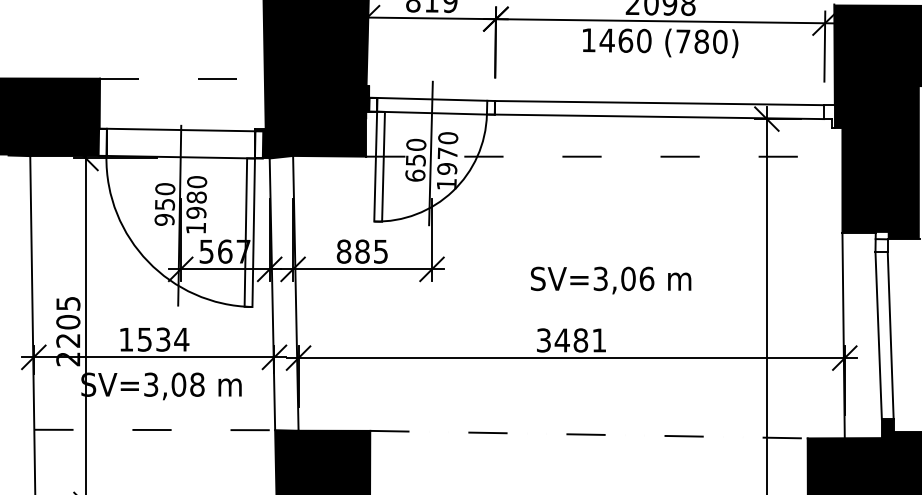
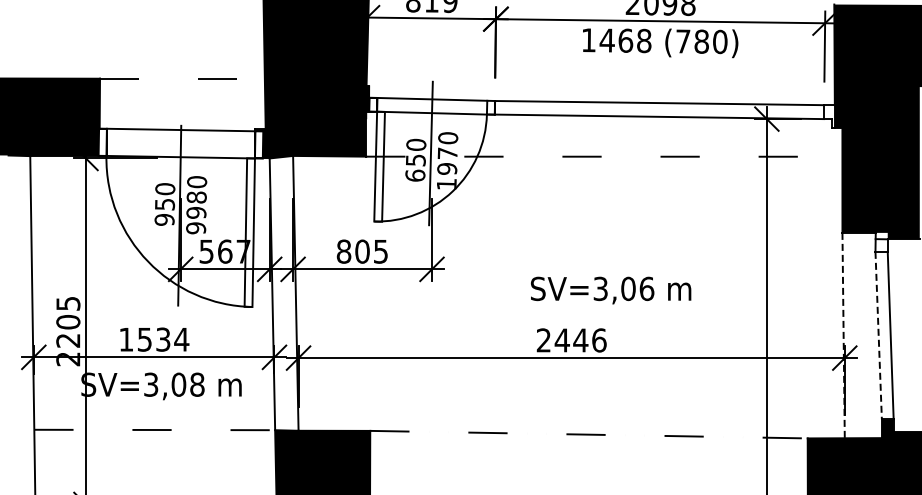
text: 1460 -> 1468 (644, 40)
text: 1980 -> 9980 (196, 228)
text: 885 -> 805 (362, 251)
text position: (611, 280) -> (611, 290) (611, 290)
line: solid -> dashed (843, 335)
line: solid -> dashed (878, 335)
text: 3481 -> 2446 (571, 340)
